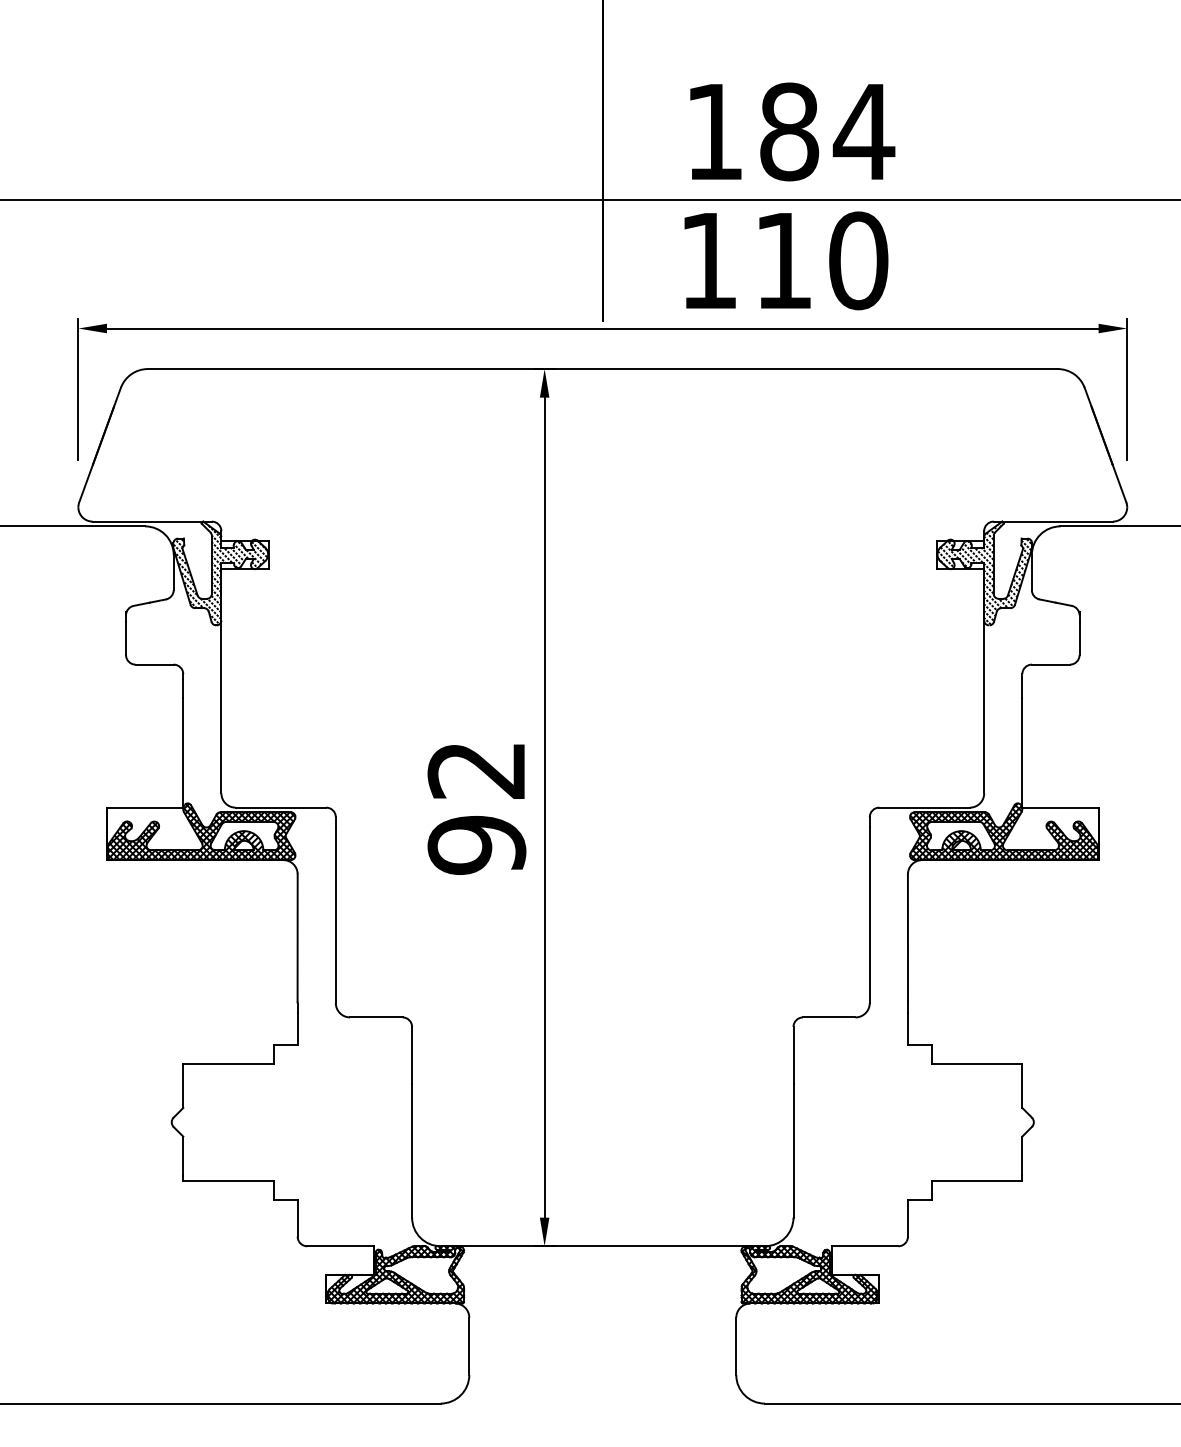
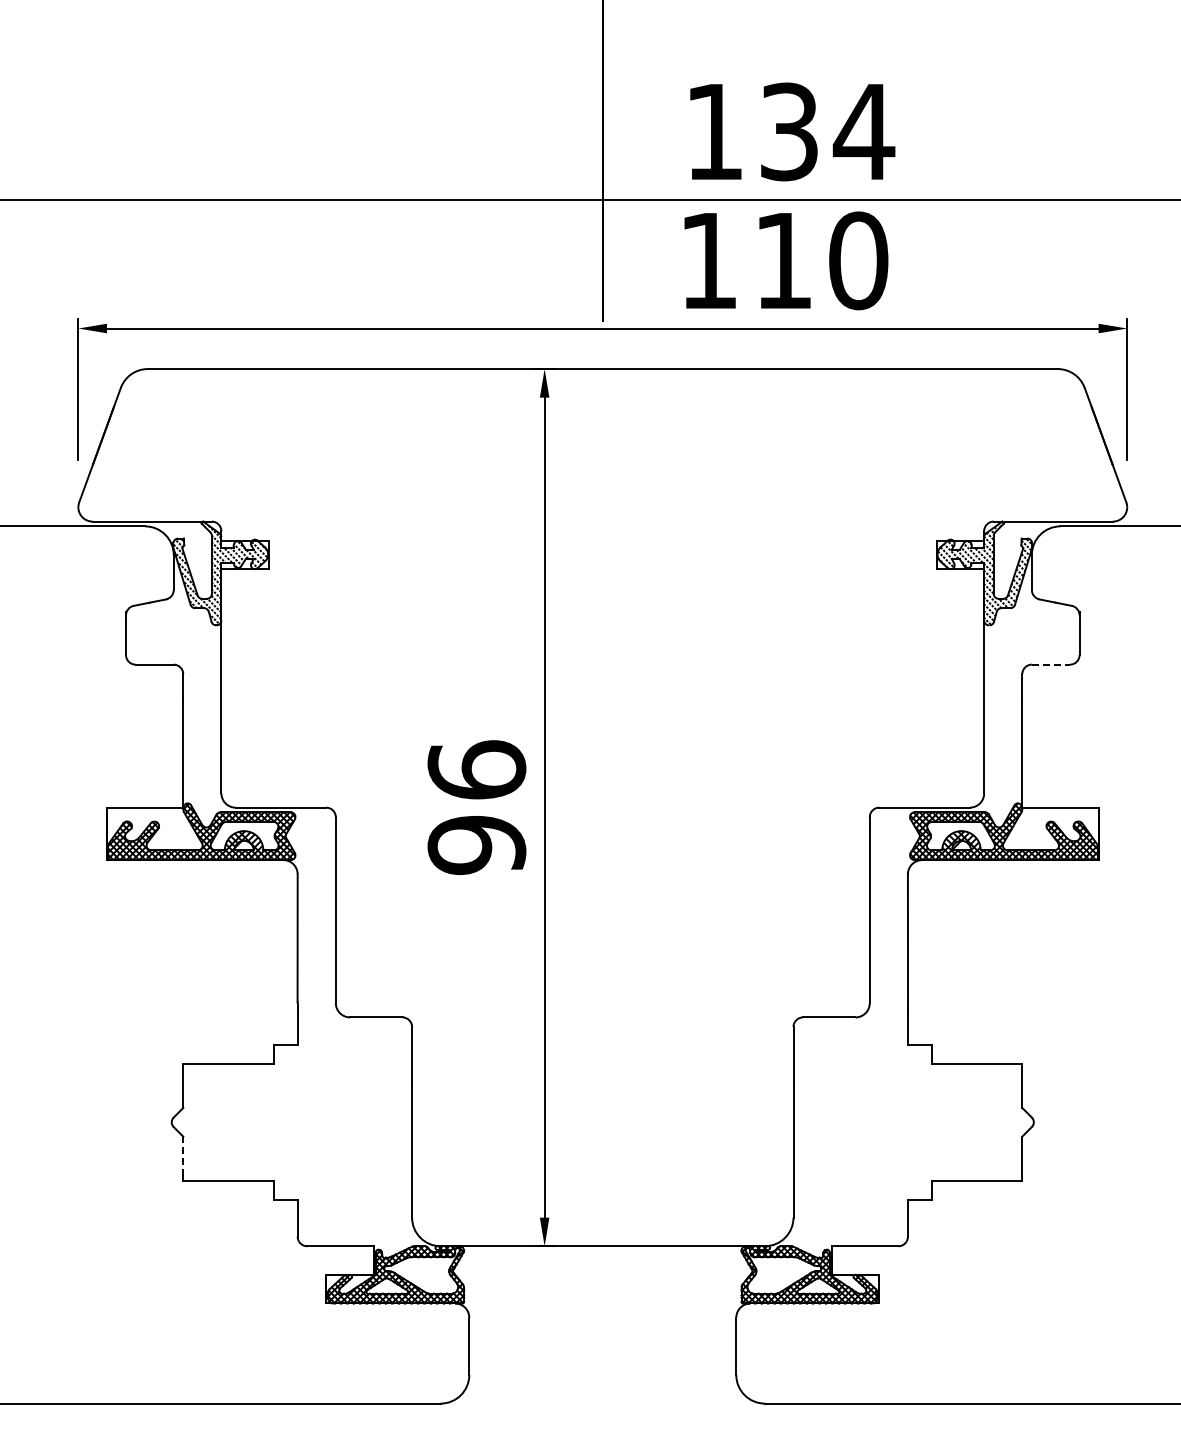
text: 184 -> 134 (789, 131)
line: solid -> dashed (1051, 664)
text: 92 -> 96 (476, 769)
line: solid -> dashed (183, 1156)
